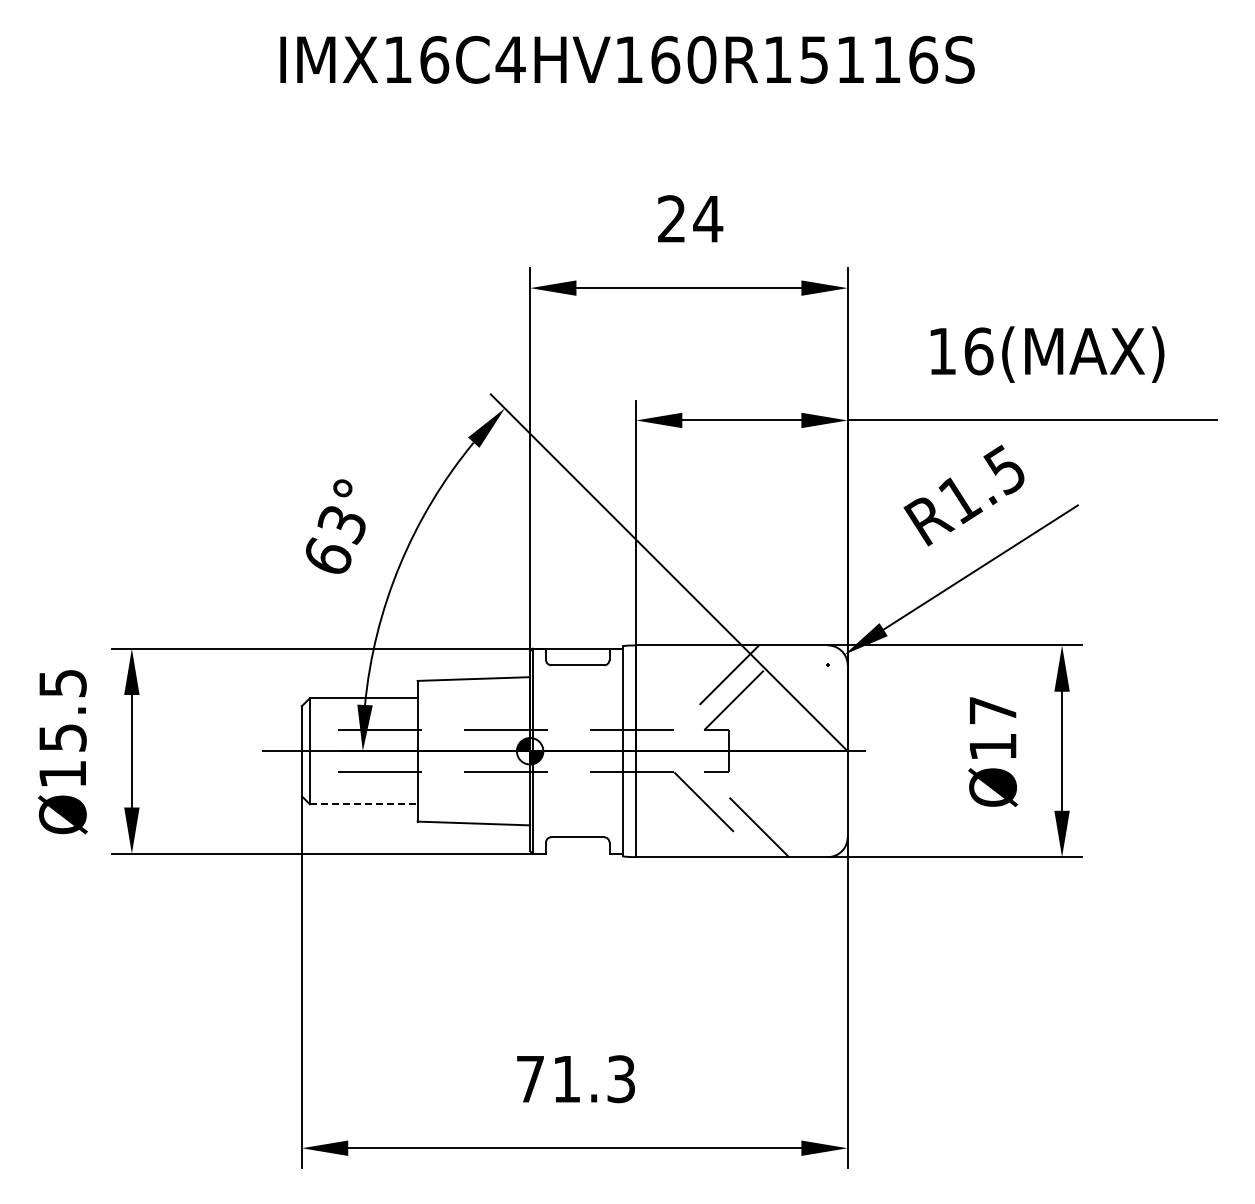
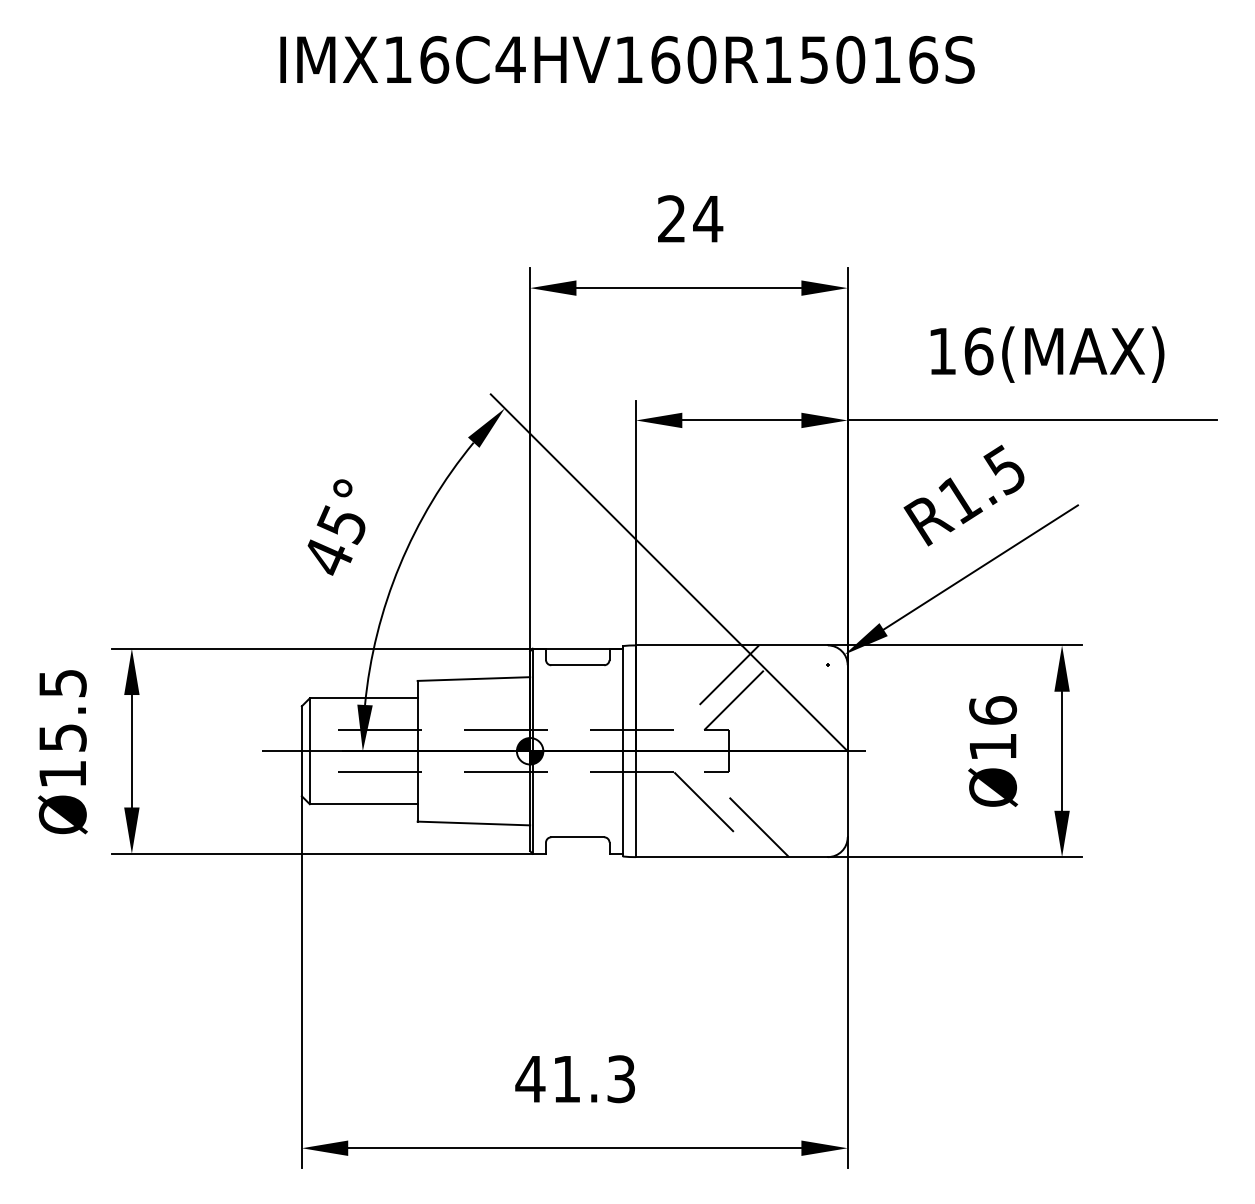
text: IMX16C4HV160R15116S -> IMX16C4HV160R15016S (850, 59)
text: 63° -> 45° (335, 540)
text: Ø17 -> Ø16 (993, 710)
line: dashed -> solid (363, 804)
text: 71.3 -> 41.3 (530, 1079)
